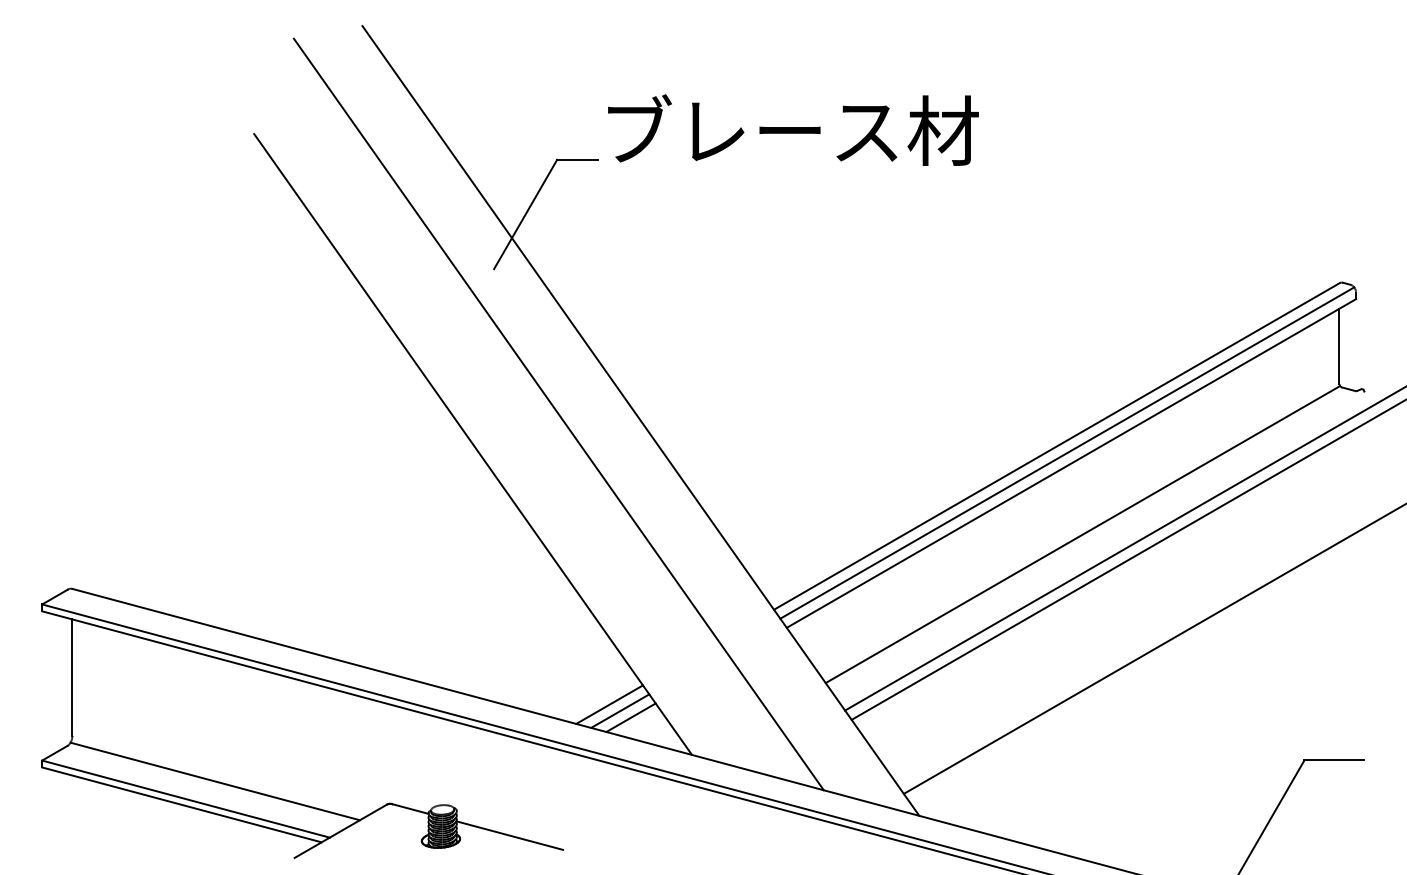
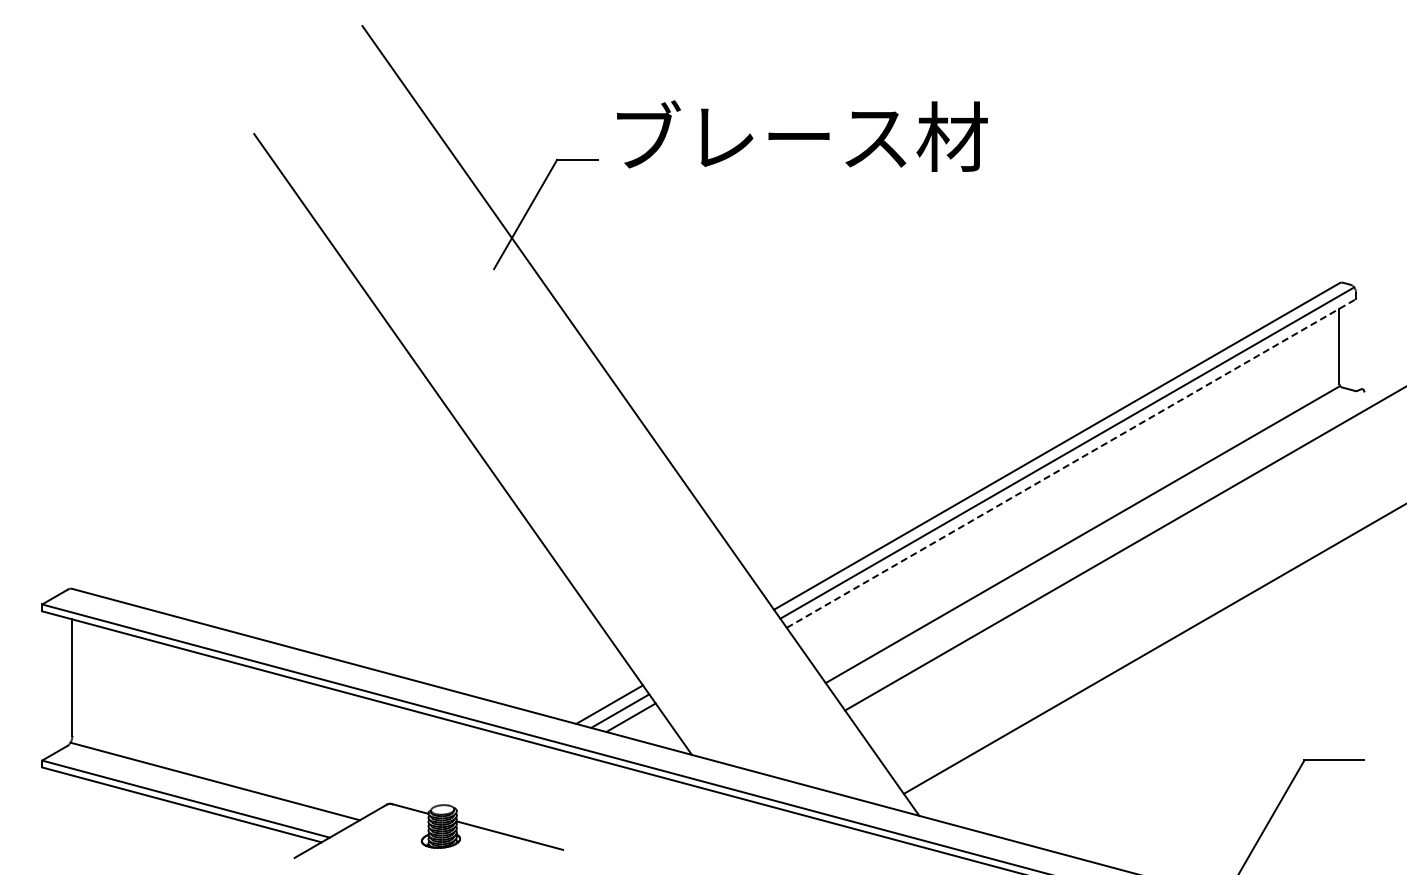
text position: (793, 129) -> (802, 135) (802, 135)
line: present -> none (558, 414)
line: solid -> dashed (1071, 463)
line: present -> none (1127, 560)
